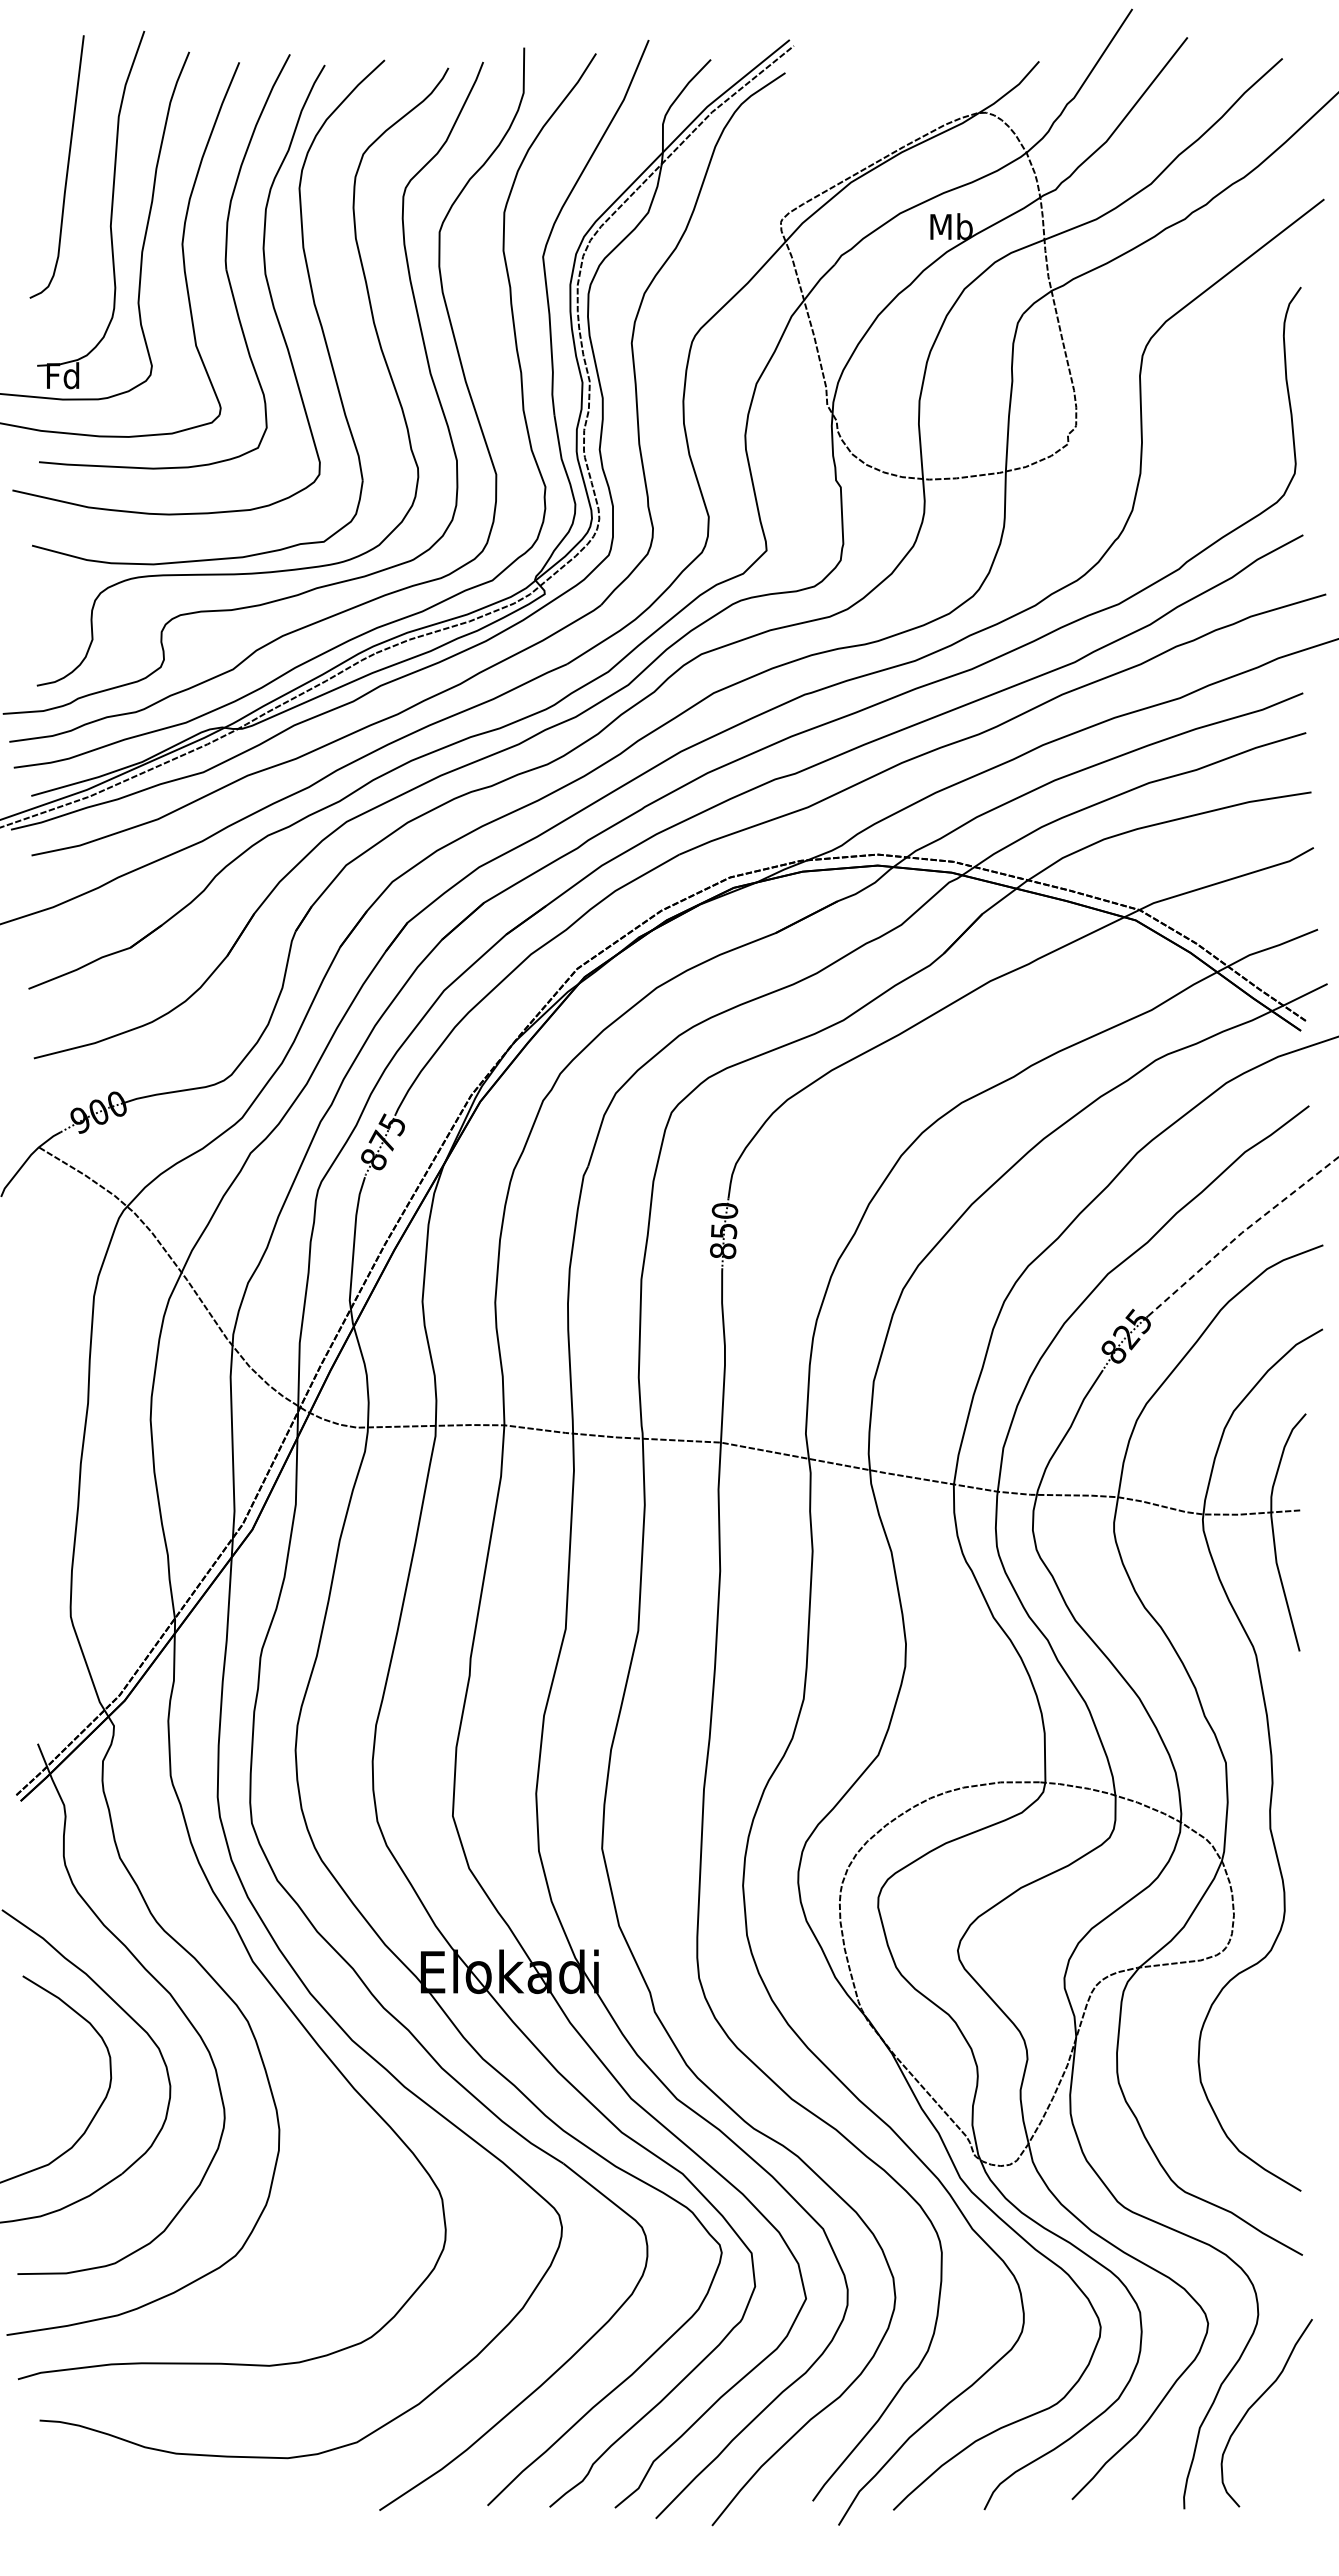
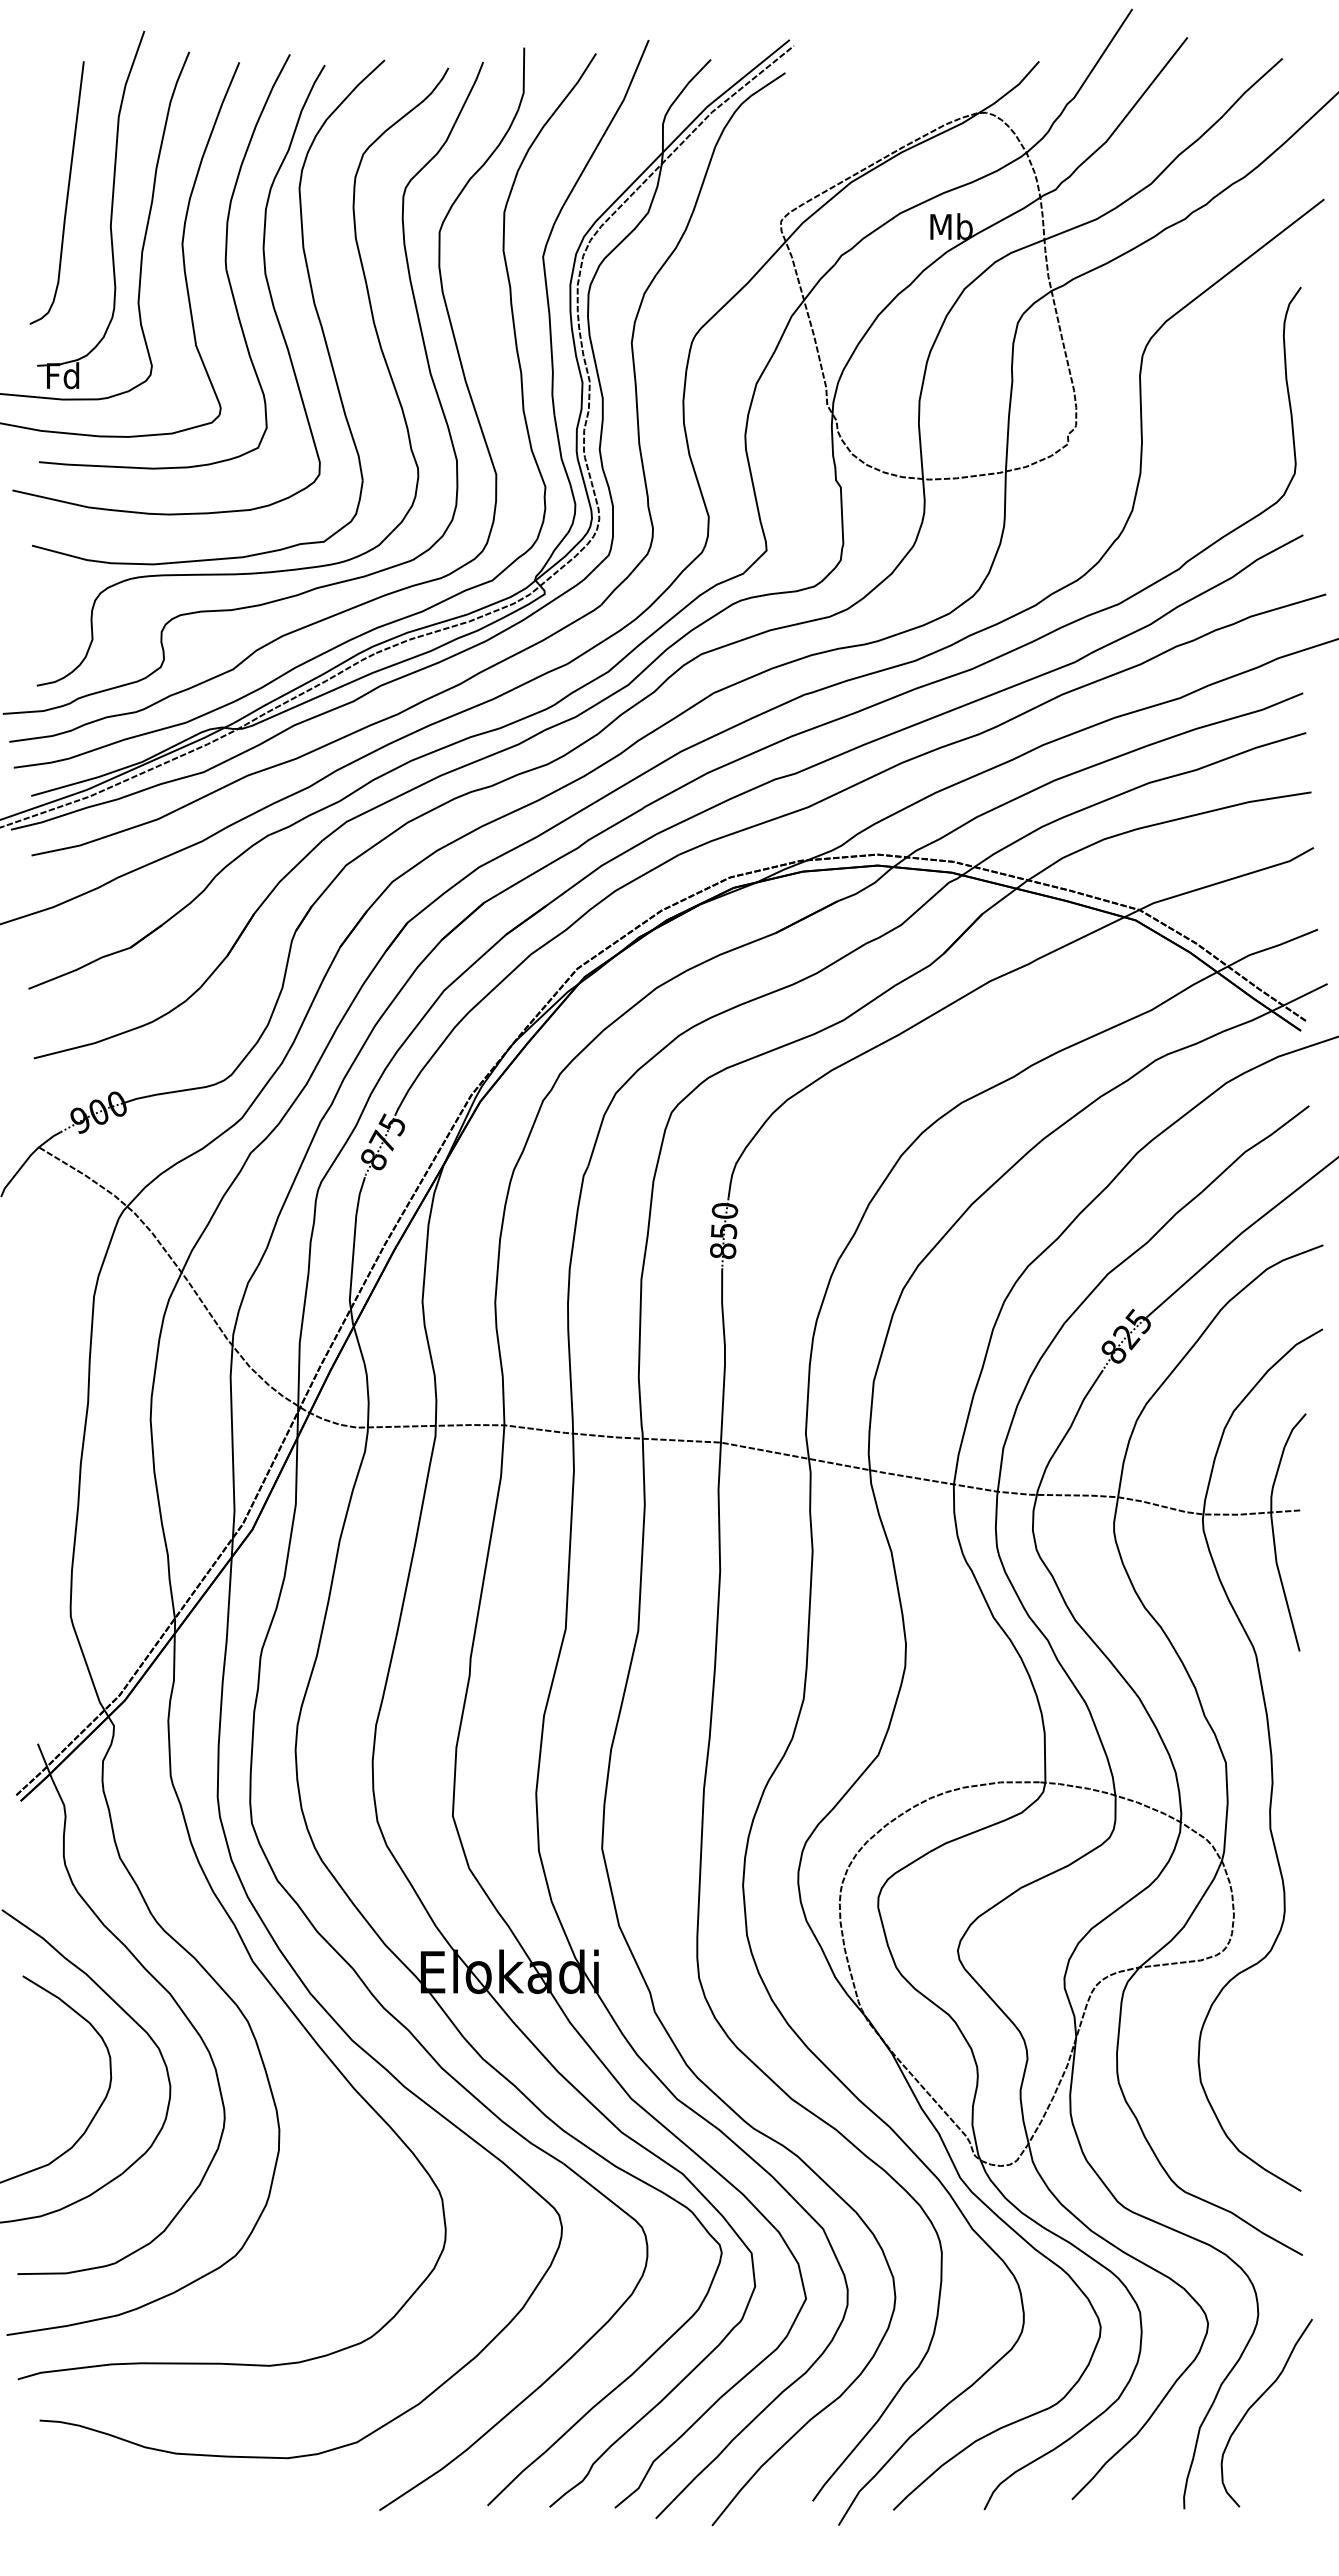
curve position: (66, 168) -> (66, 194) (66, 194)
line: dashed -> solid (1241, 1232)
